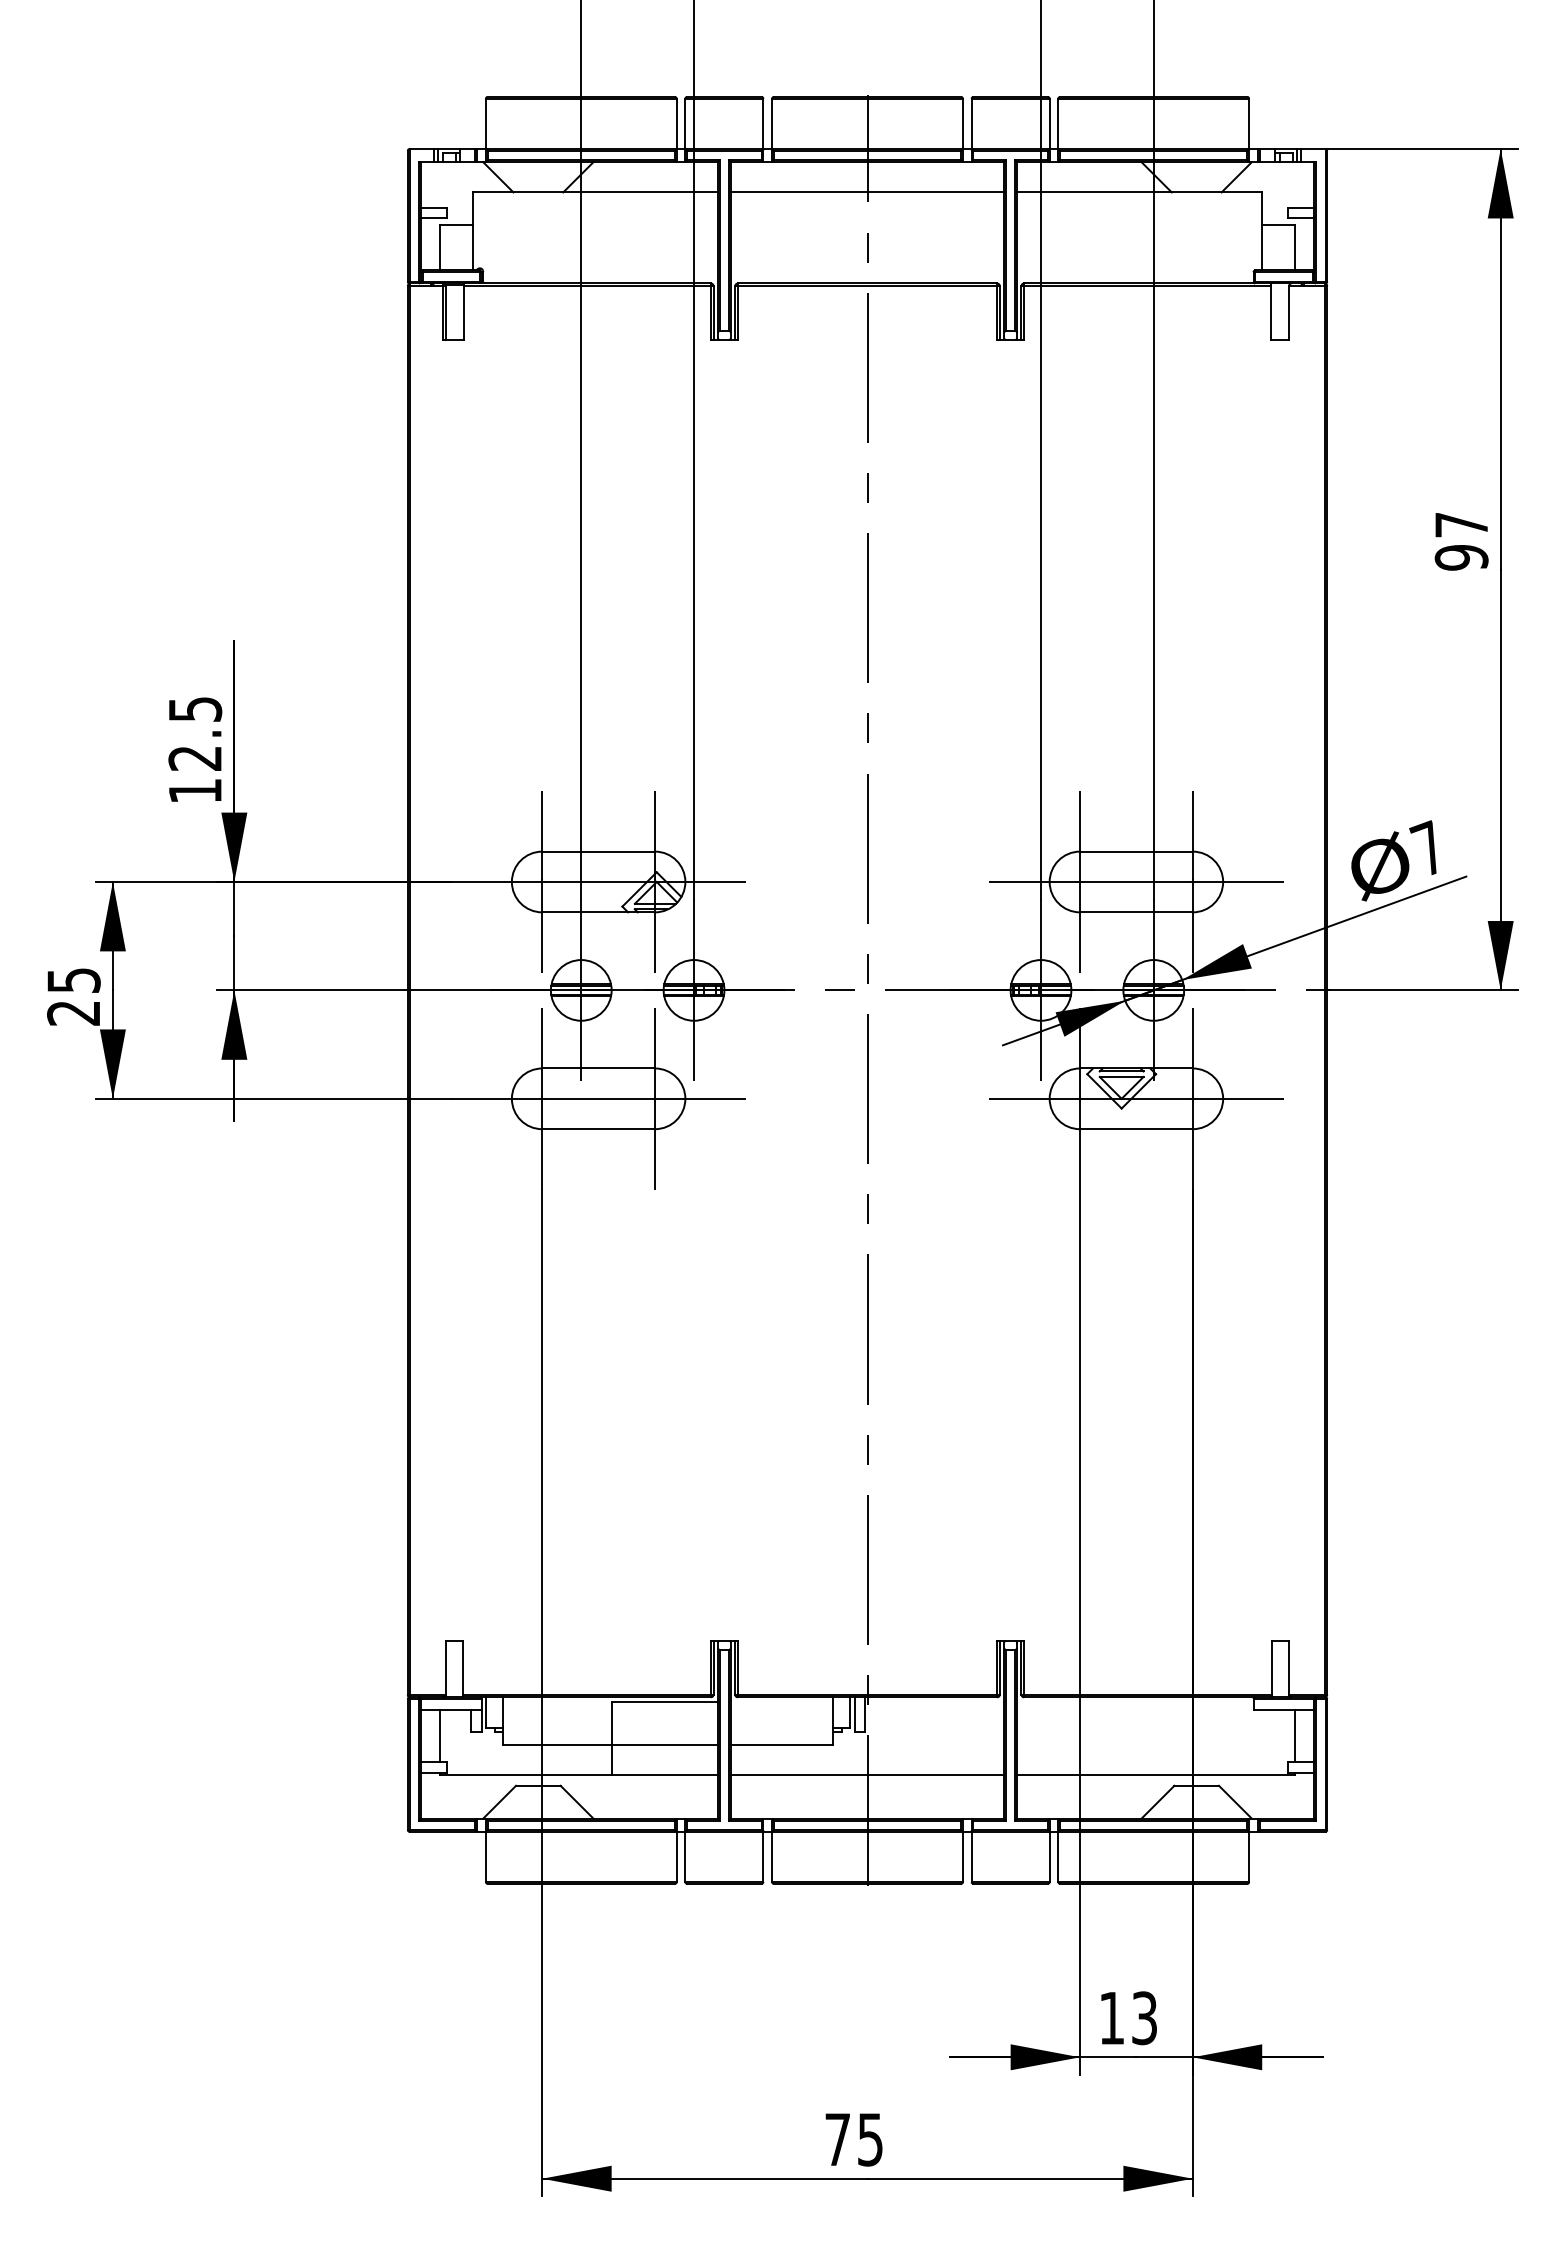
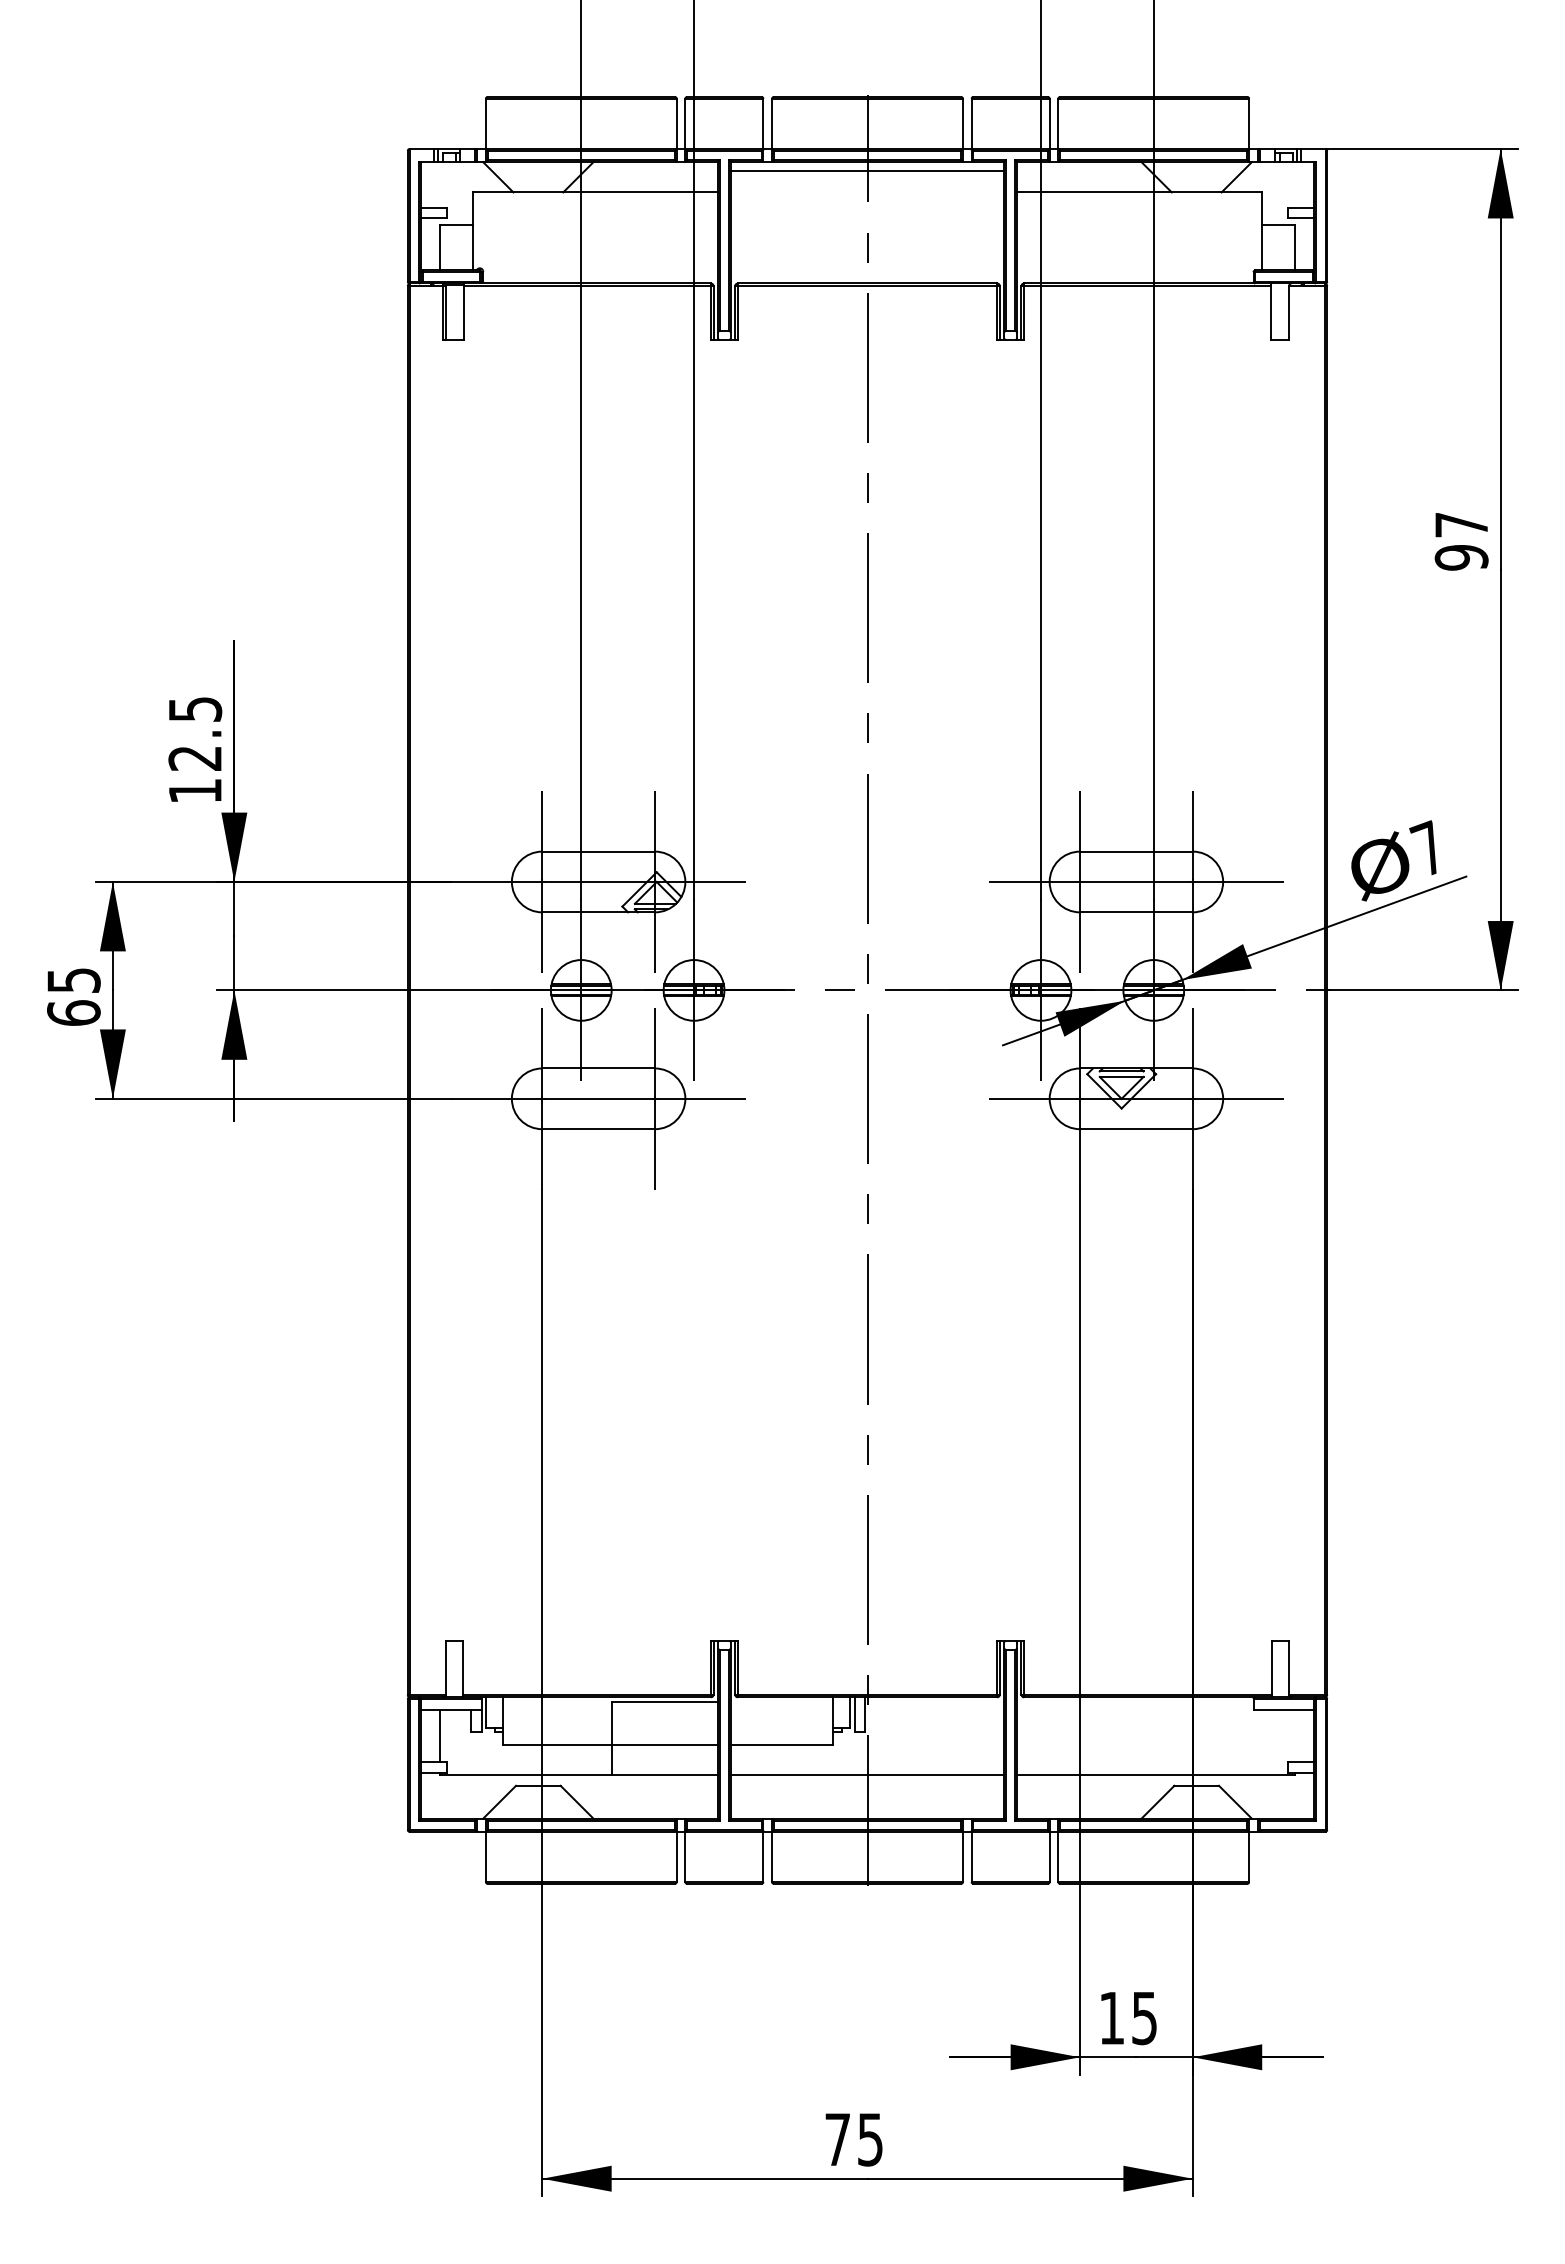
line position: (867, 192) -> (867, 171) (867, 171)
text: 25 -> 65 (73, 1012)
line: present -> none (1295, 1736)
text: 13 -> 15 (1144, 2017)
